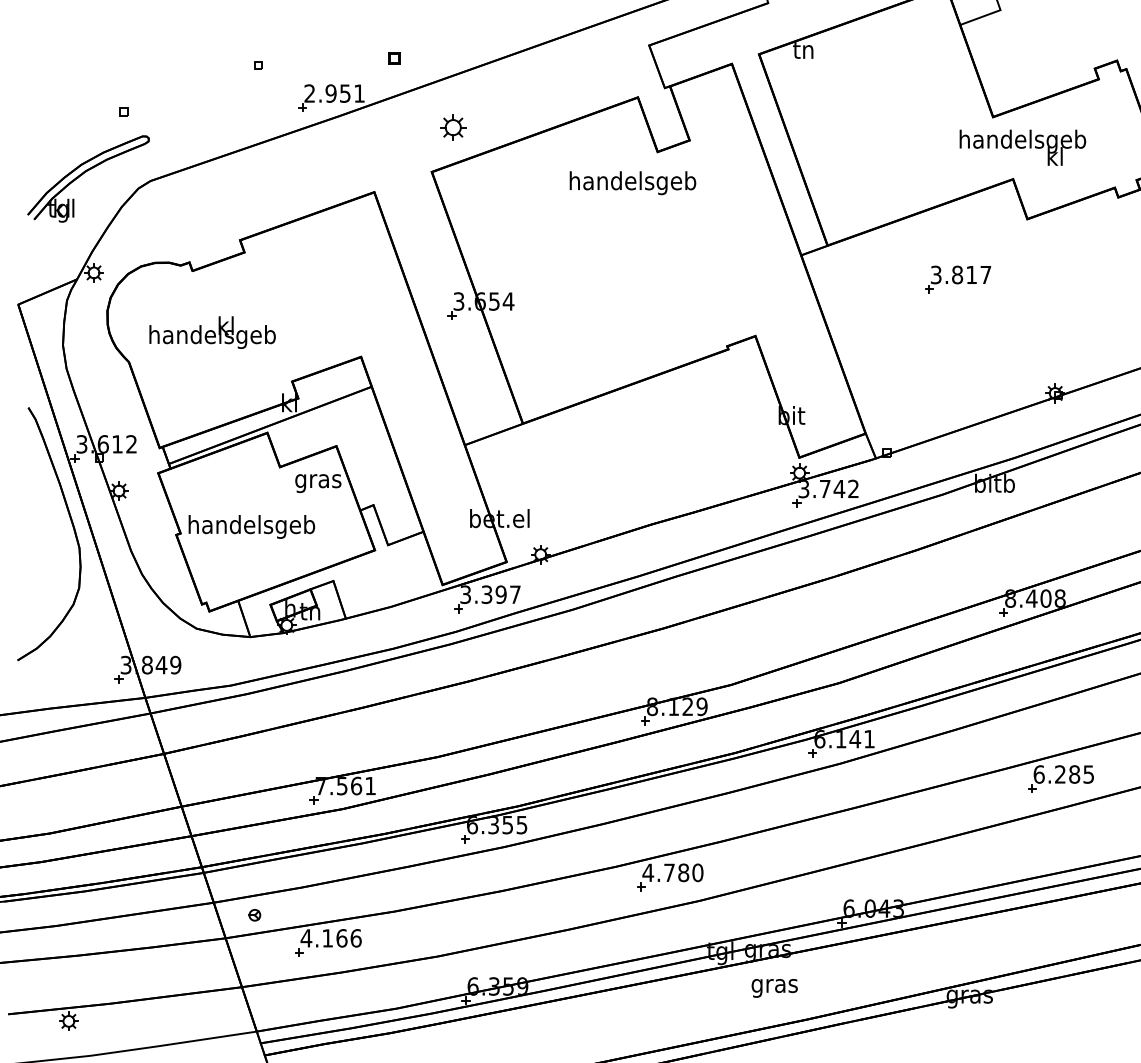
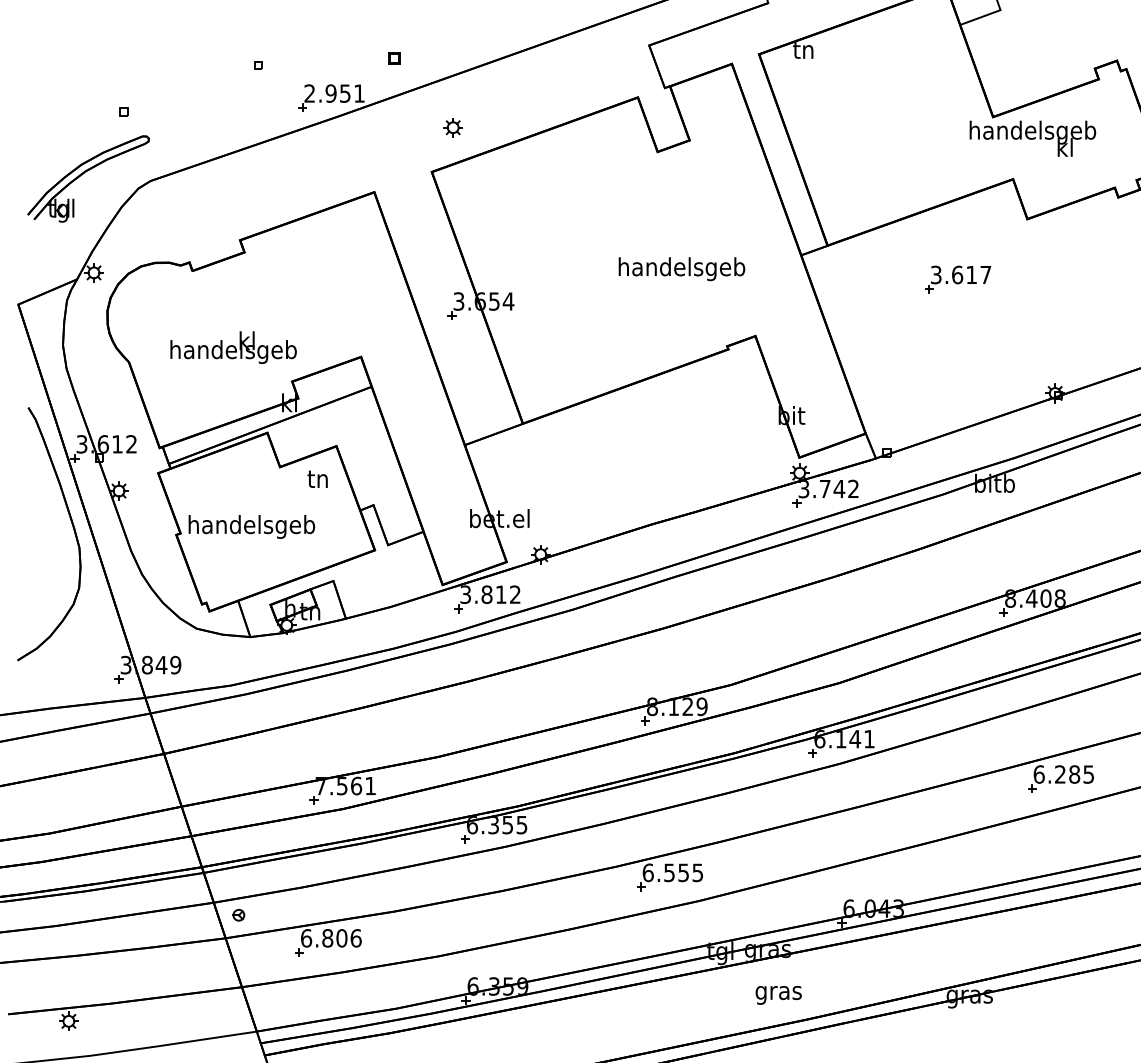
part size: 27x27 px -> 20x20 px (452, 127)
text position: (1022, 147) -> (1032, 138) (1032, 138)
text position: (632, 183) -> (681, 269) (681, 269)
text: 3.817 -> 3.617 (957, 274)
text position: (212, 332) -> (233, 347) (233, 347)
text: gras -> tn (318, 481)
text: 3.397 -> 3.812 (500, 594)
text: 4.780 -> 6.555 (672, 872)
part position: (254, 915) -> (238, 915) (238, 915)
text: 4.166 -> 6.806 (323, 938)
text position: (774, 988) -> (778, 995) (778, 995)
